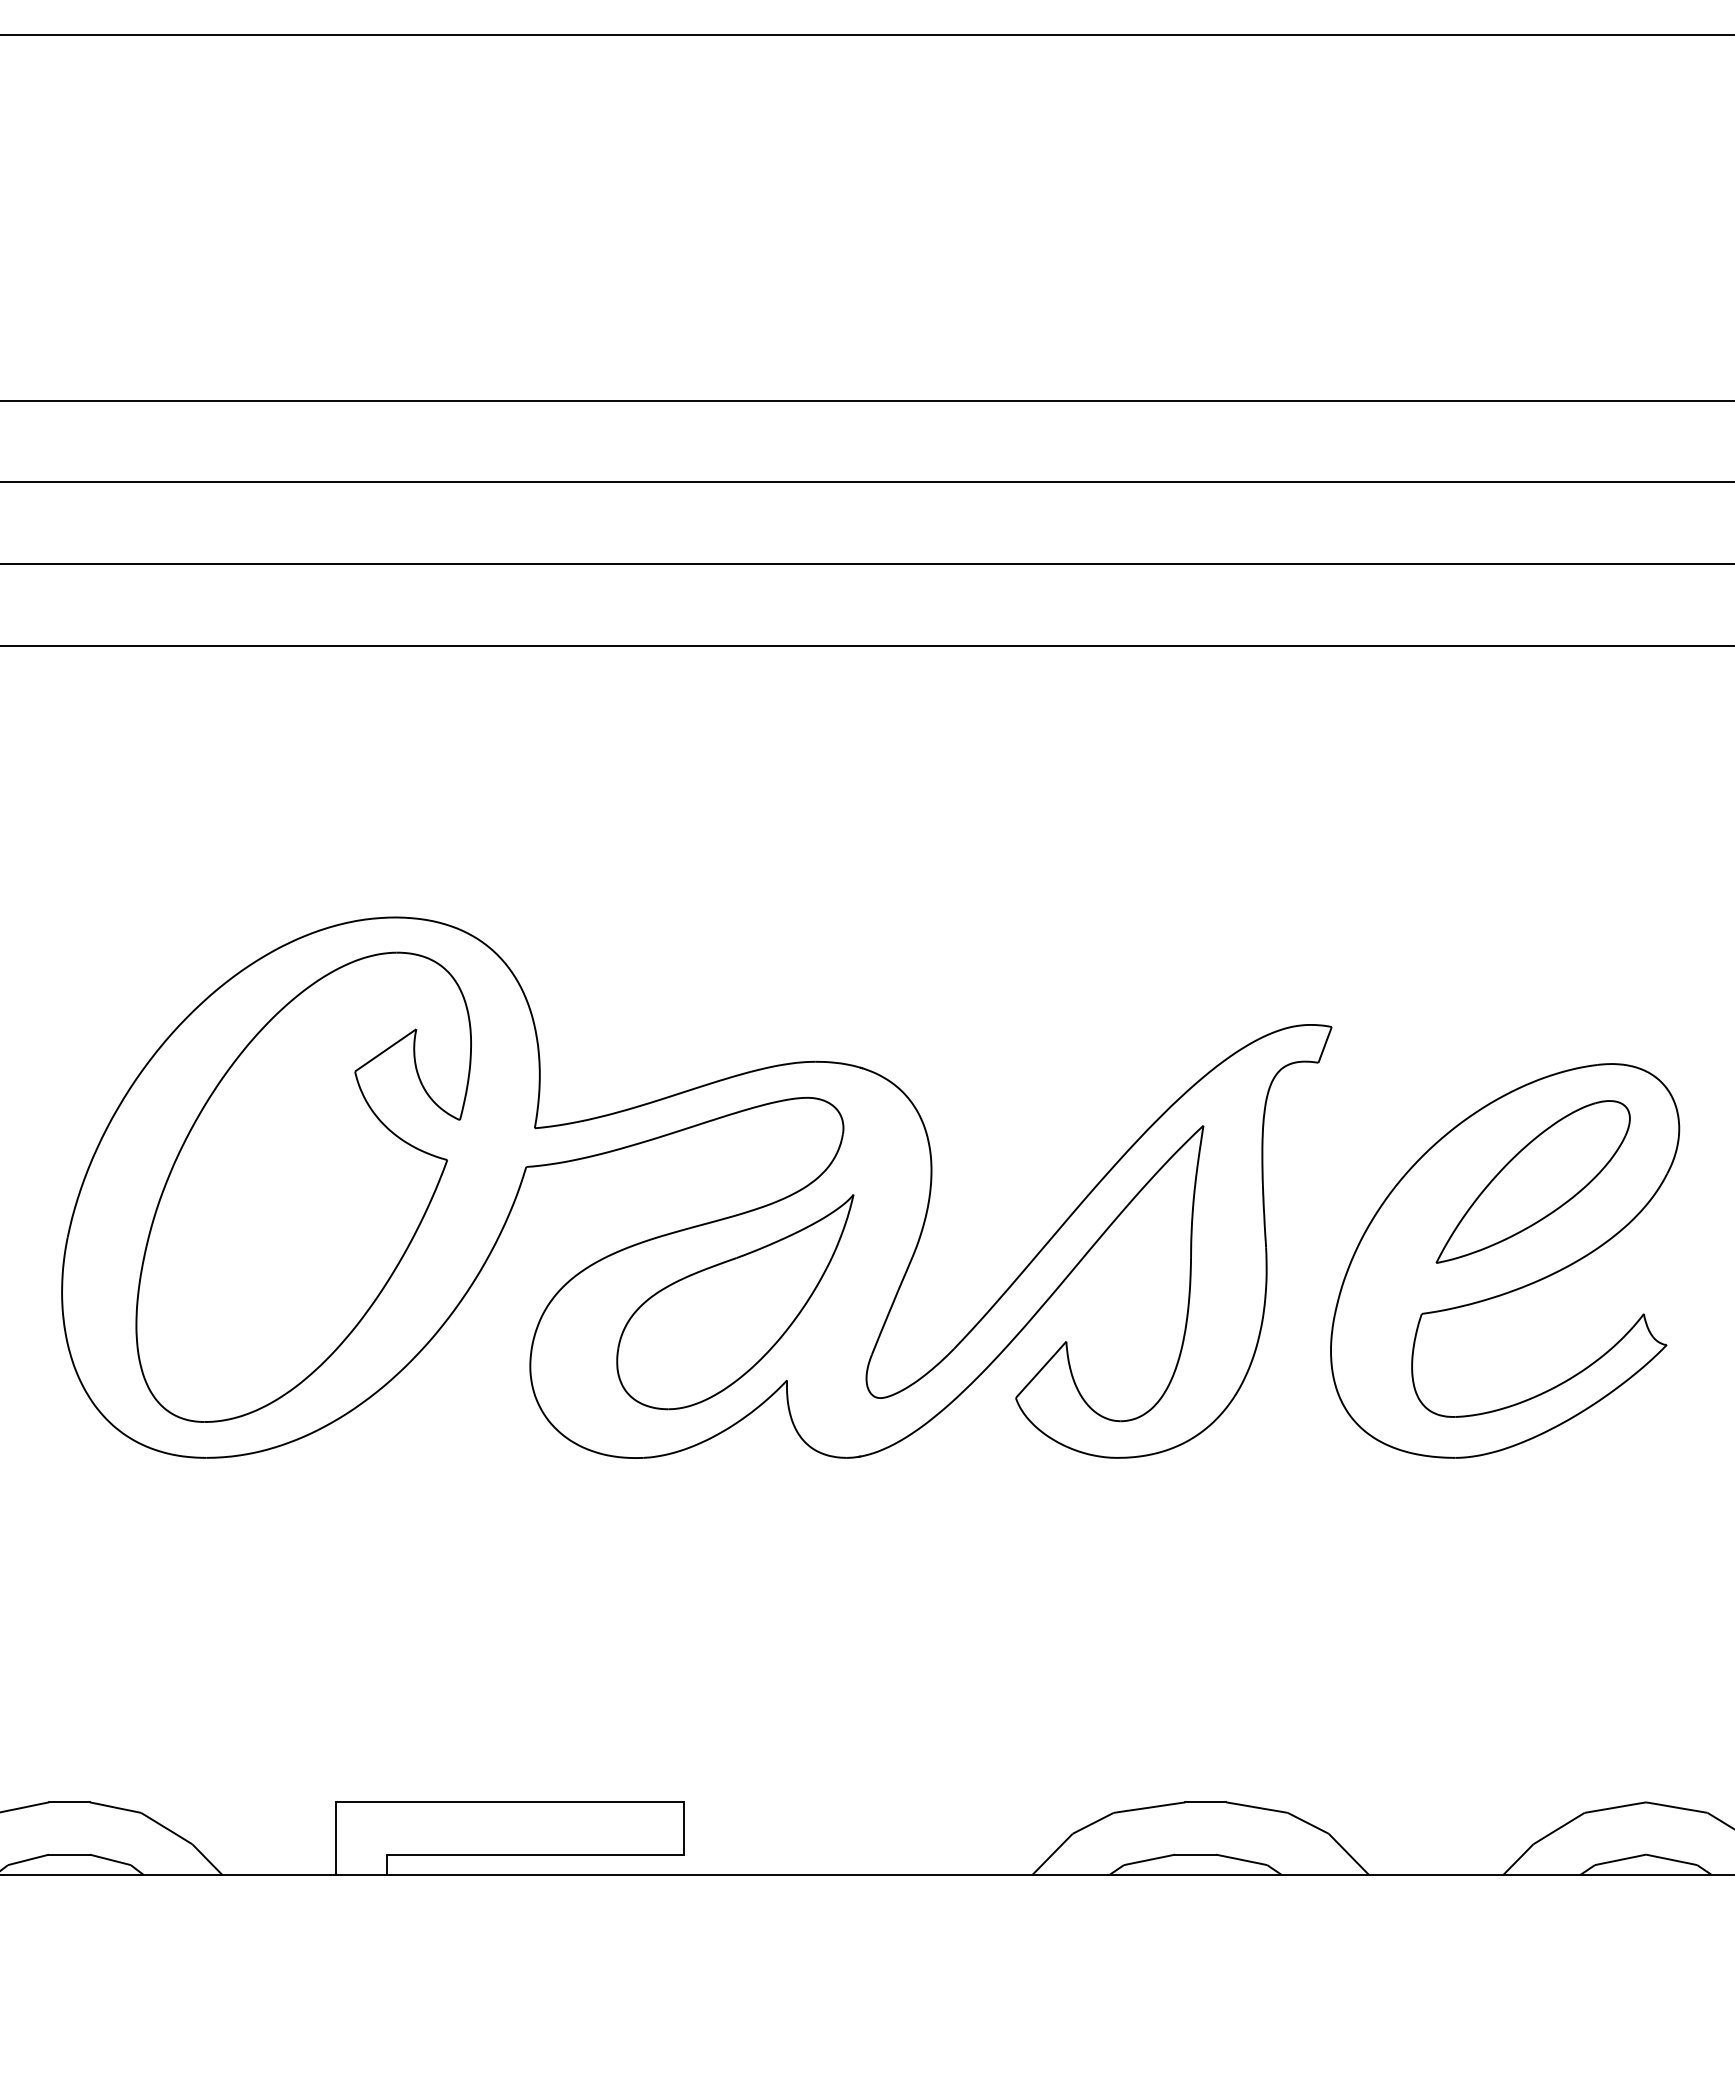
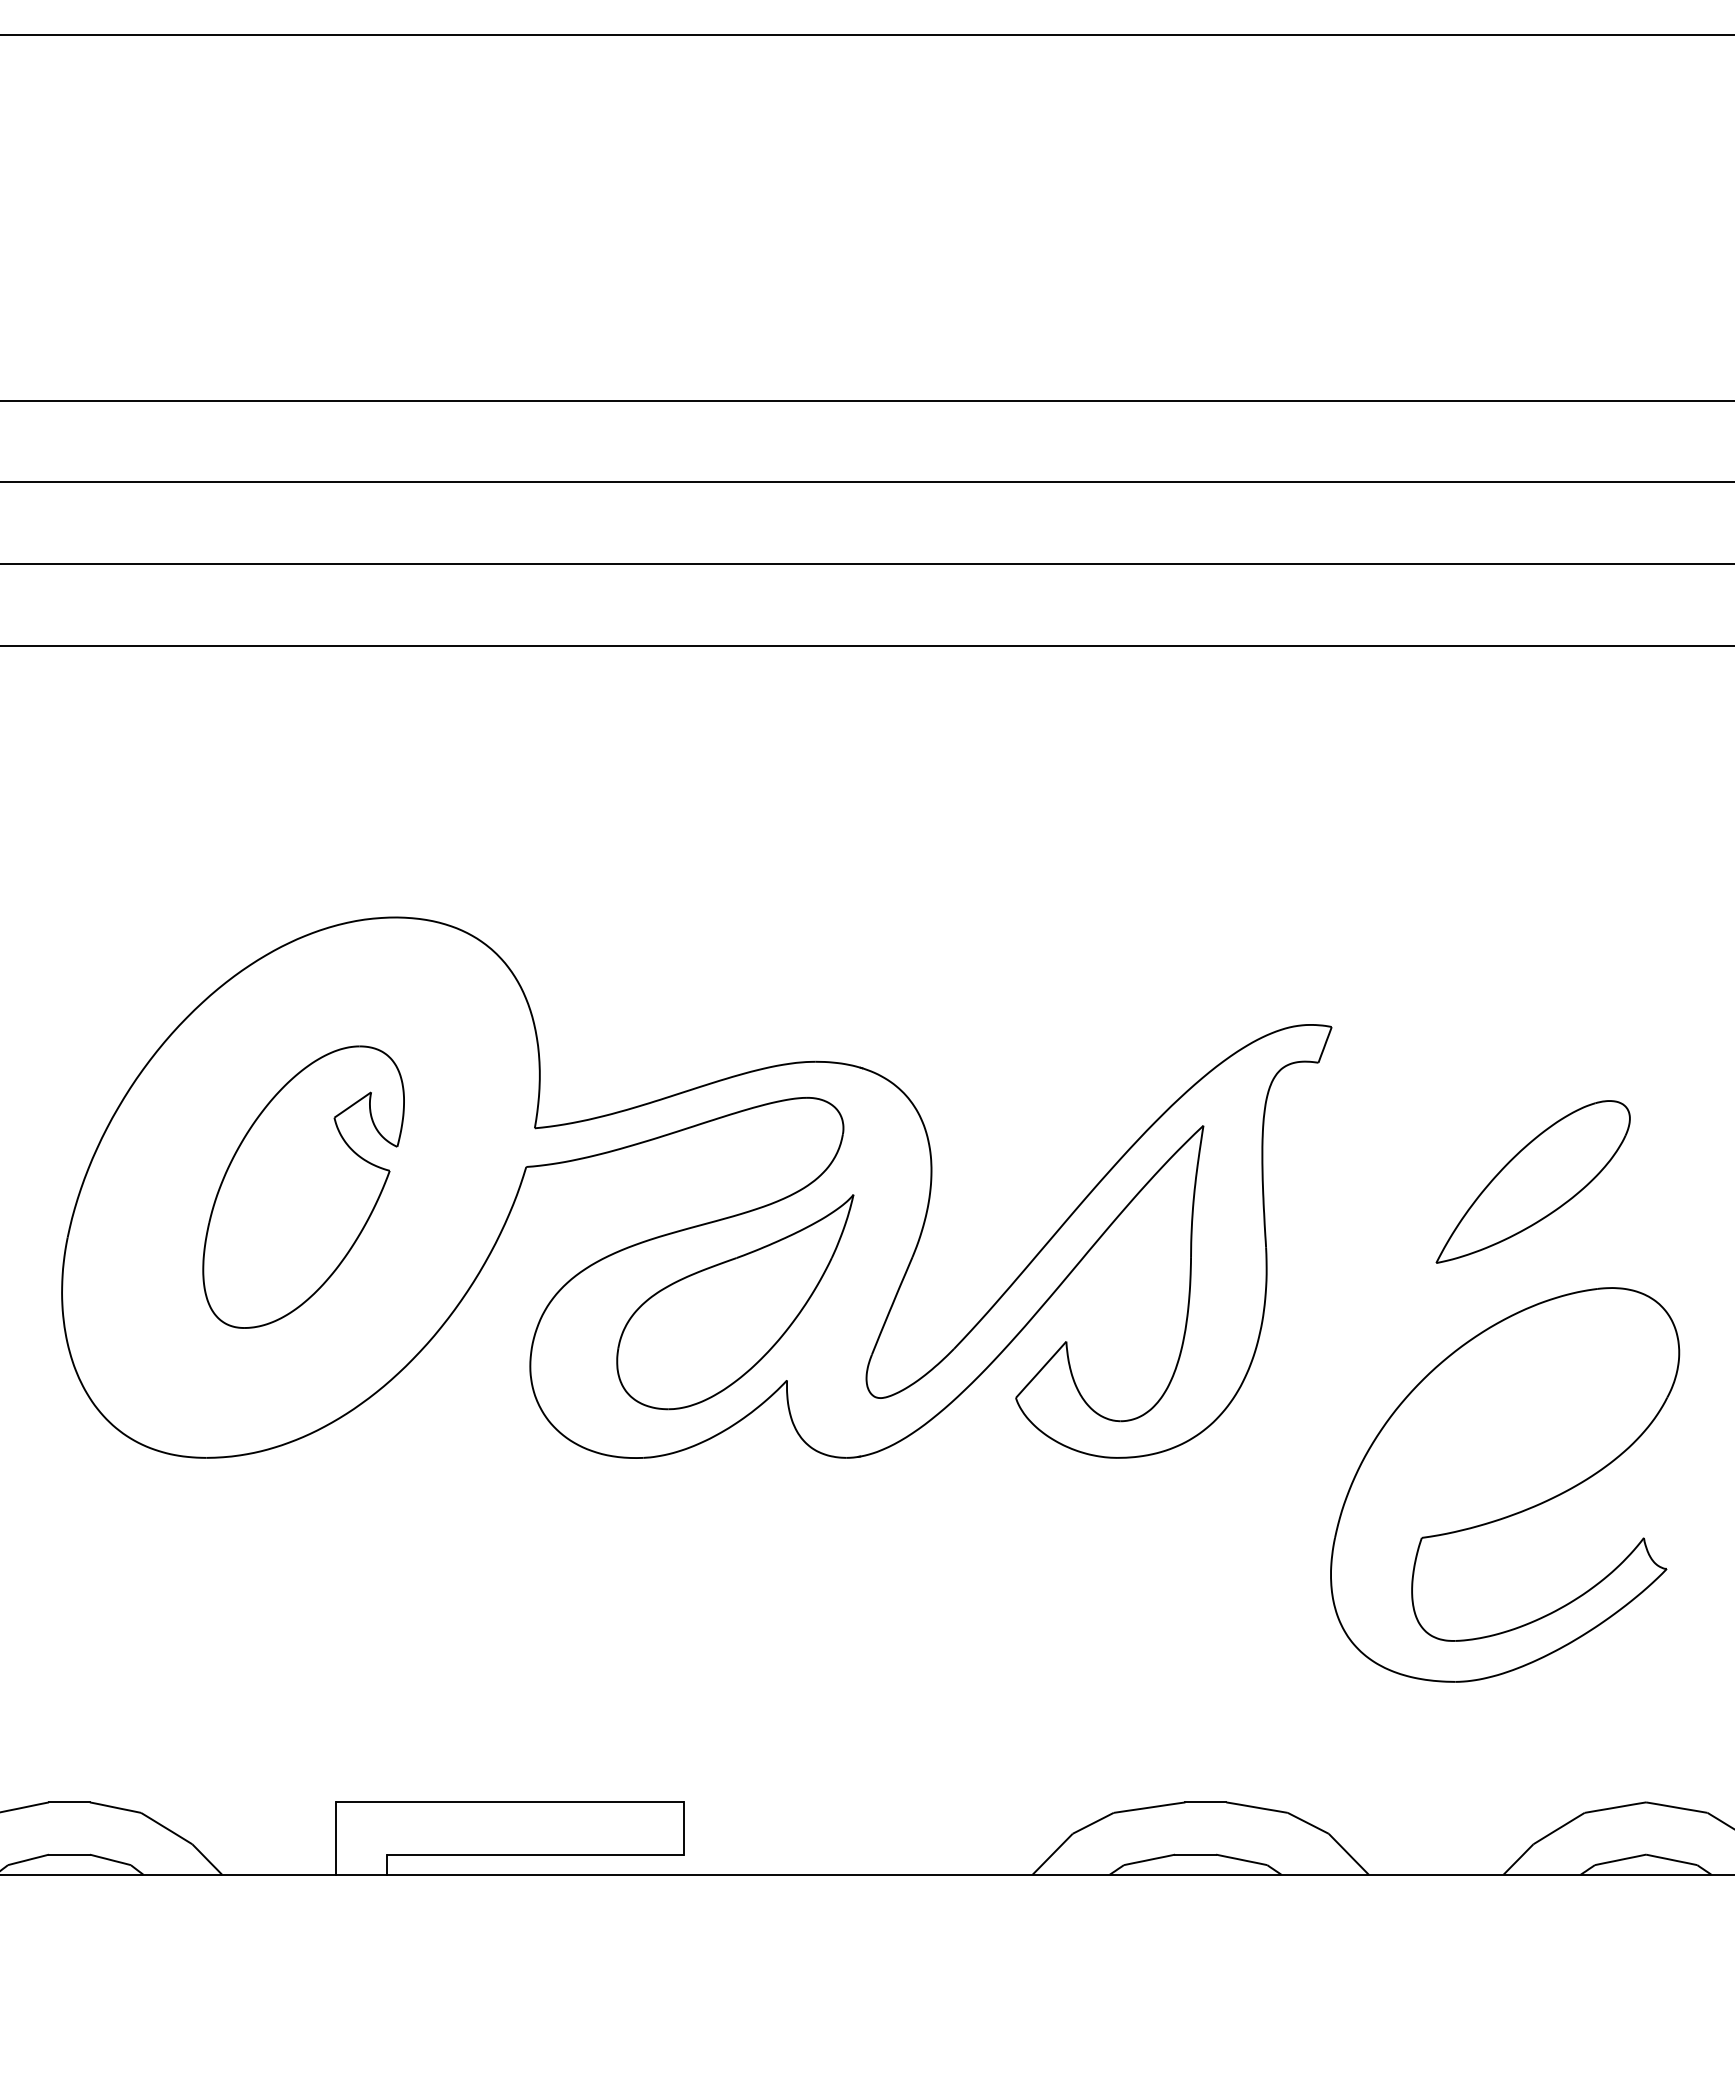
part size: 337x472 px -> 203x284 px (303, 1186)
part position: (1505, 1260) -> (1505, 1484) (1505, 1484)
